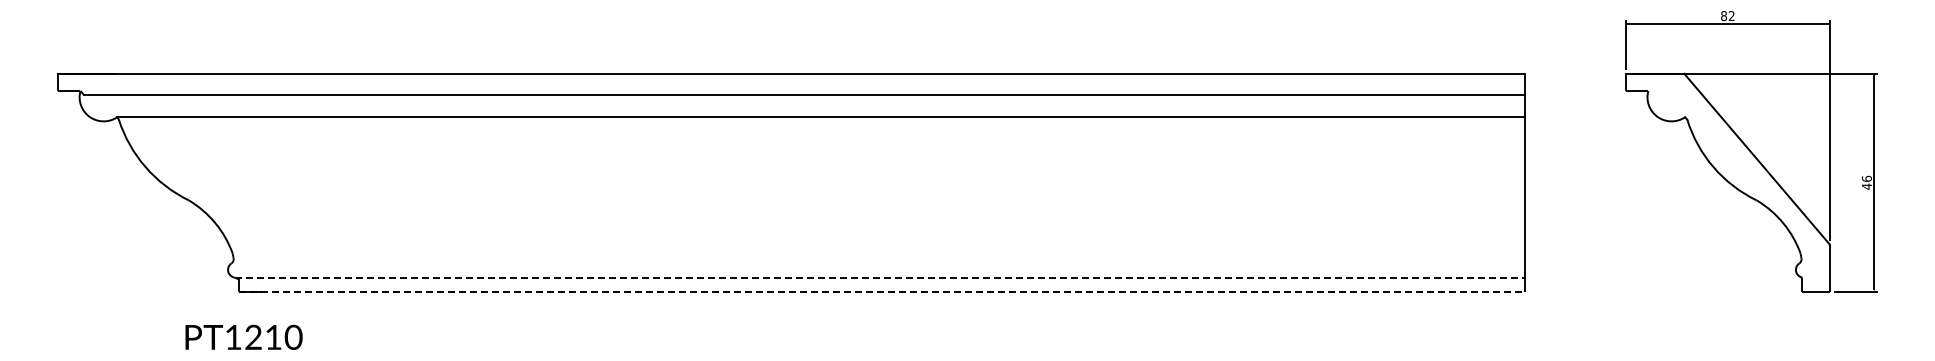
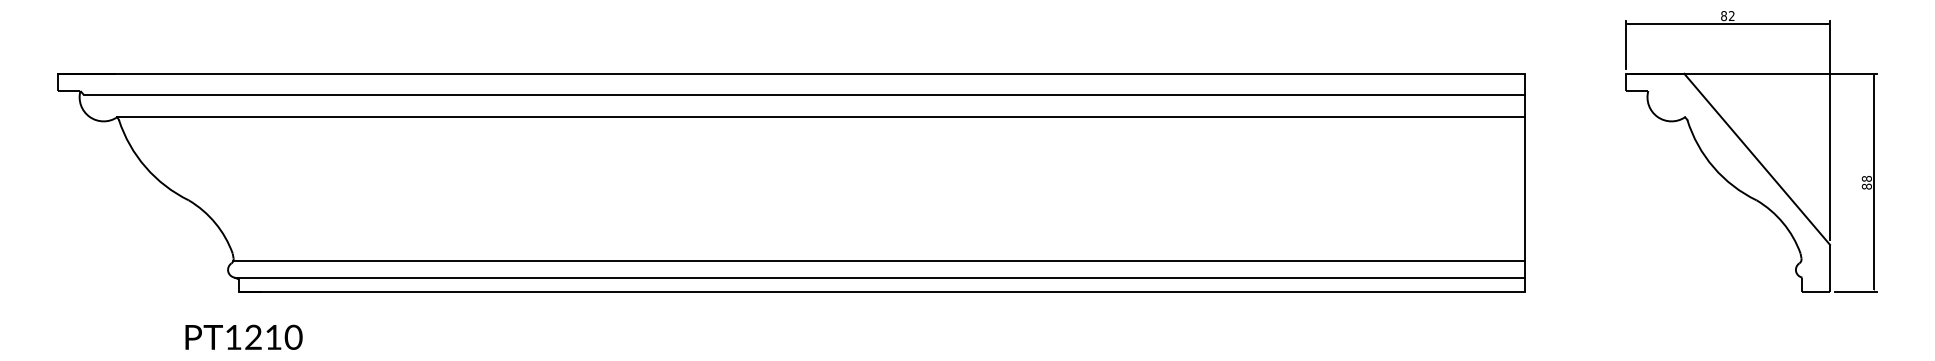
text: 46 -> 88 (1866, 182)
line: none -> present (878, 261)
line: dashed -> solid (880, 277)
line: dashed -> solid (881, 291)
